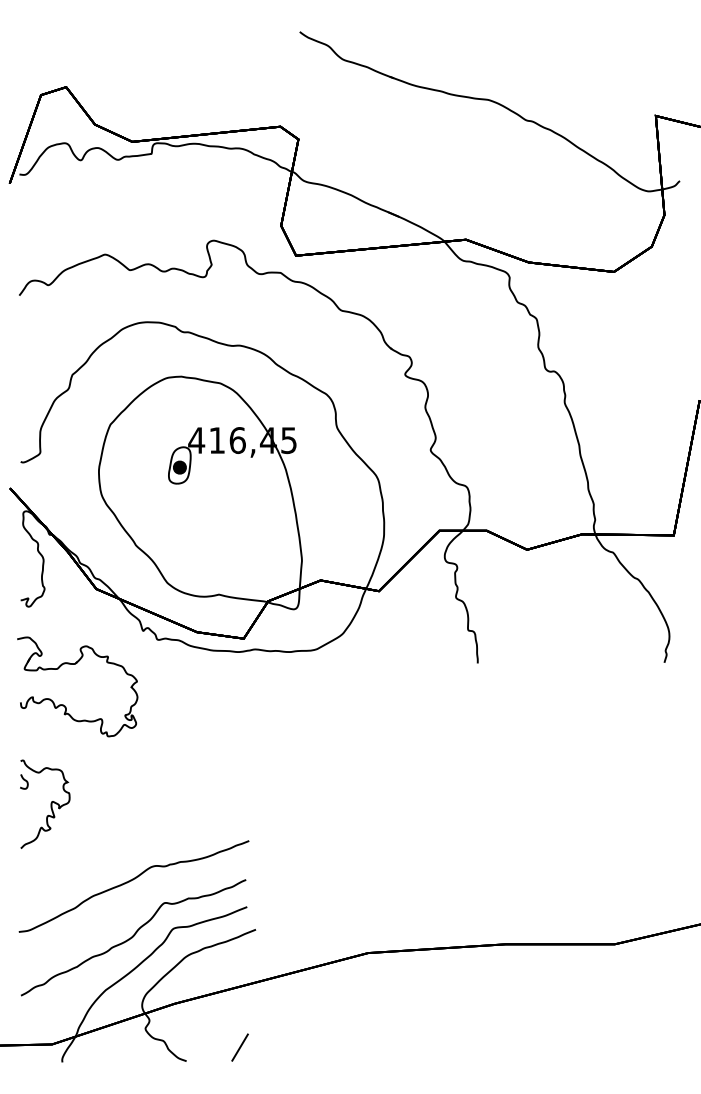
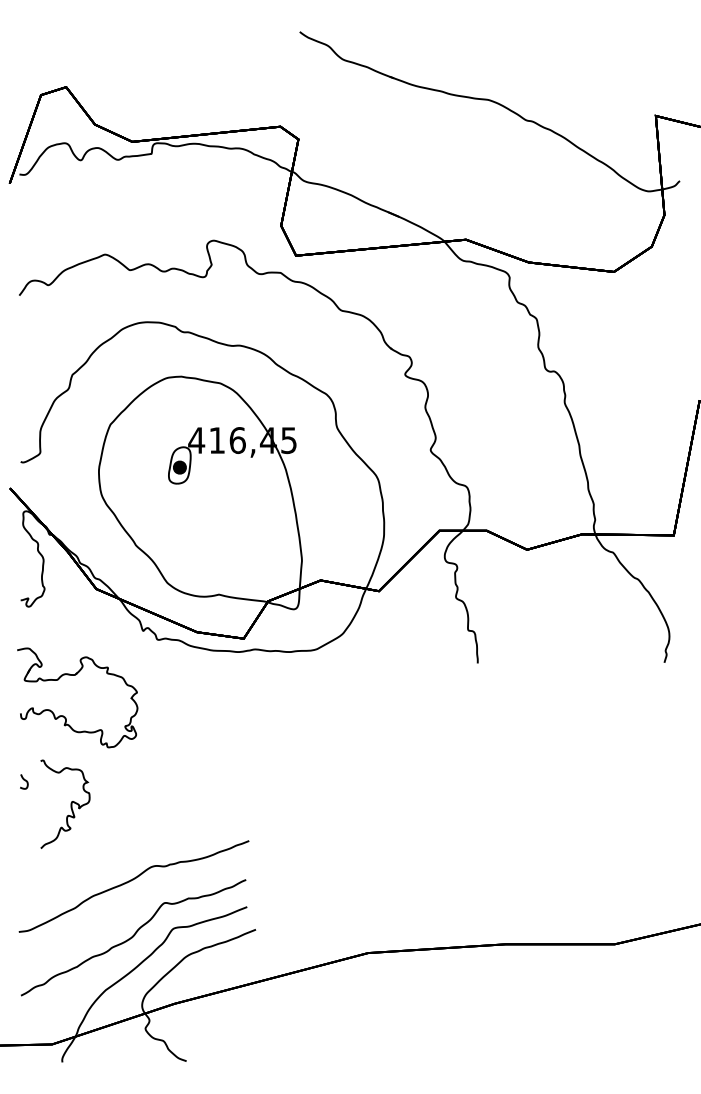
part position: (75, 664) -> (75, 675) (75, 675)
curve position: (50, 803) -> (70, 803) (70, 803)
line: present -> none (239, 1047)
